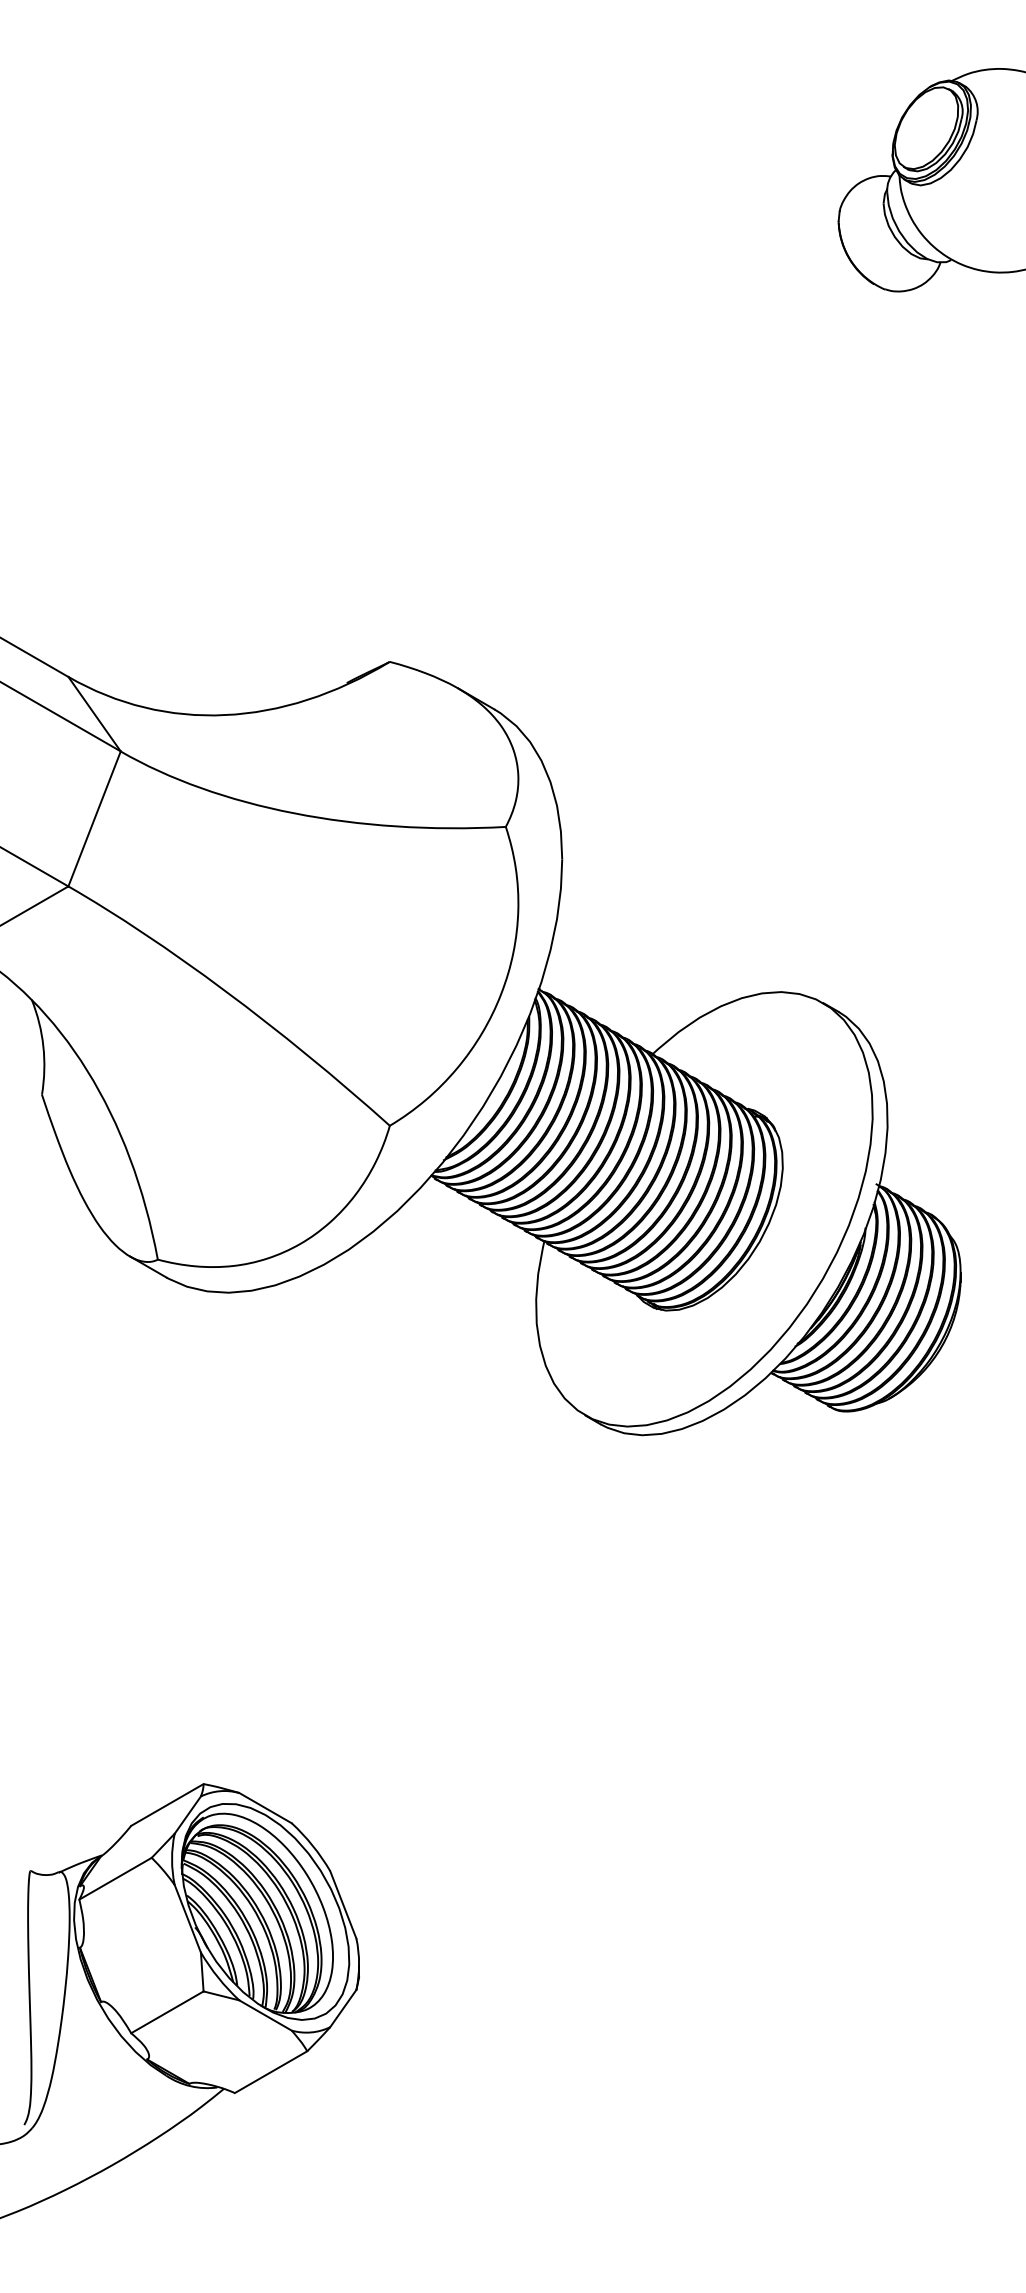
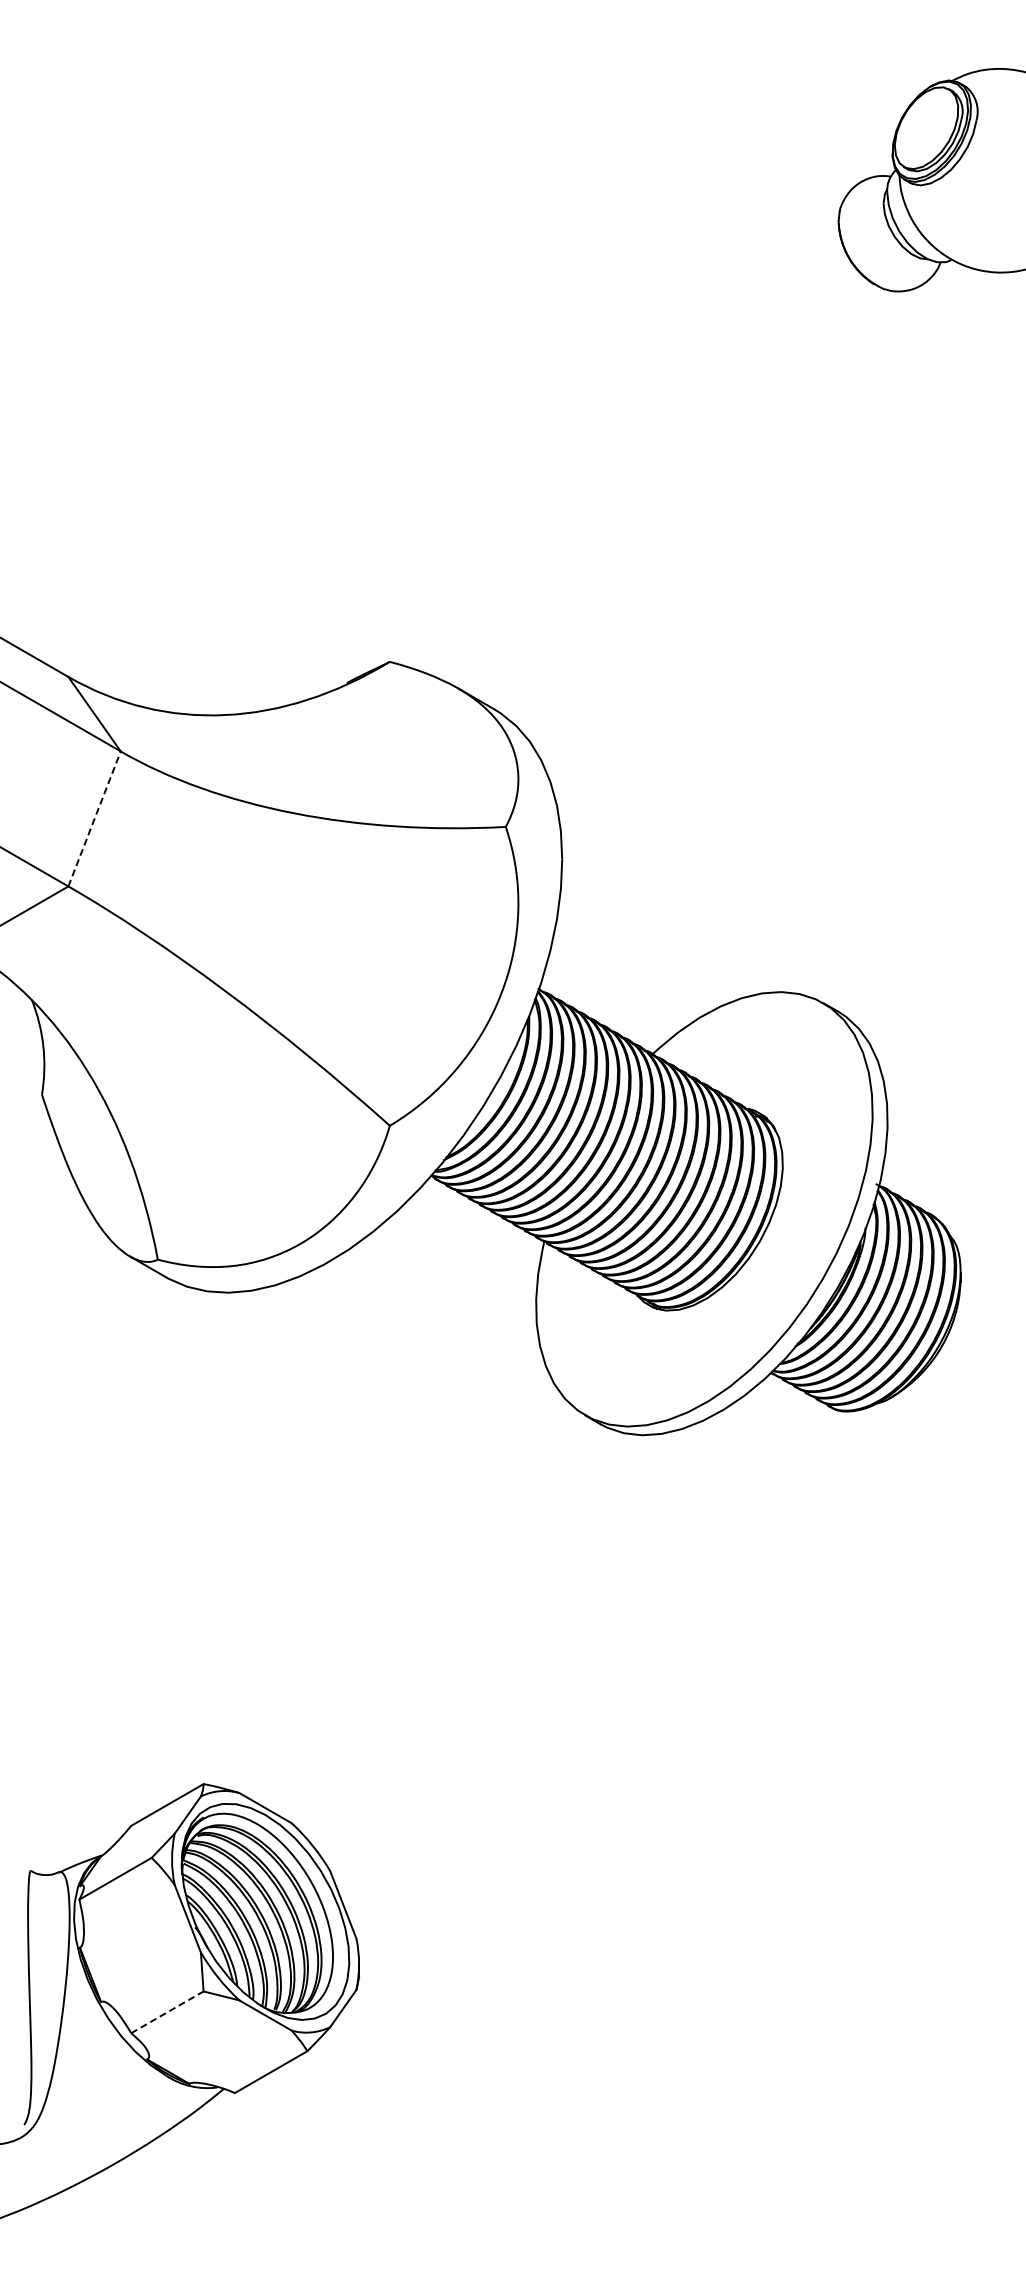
line: solid -> dashed (94, 818)
line: solid -> dashed (167, 2012)
